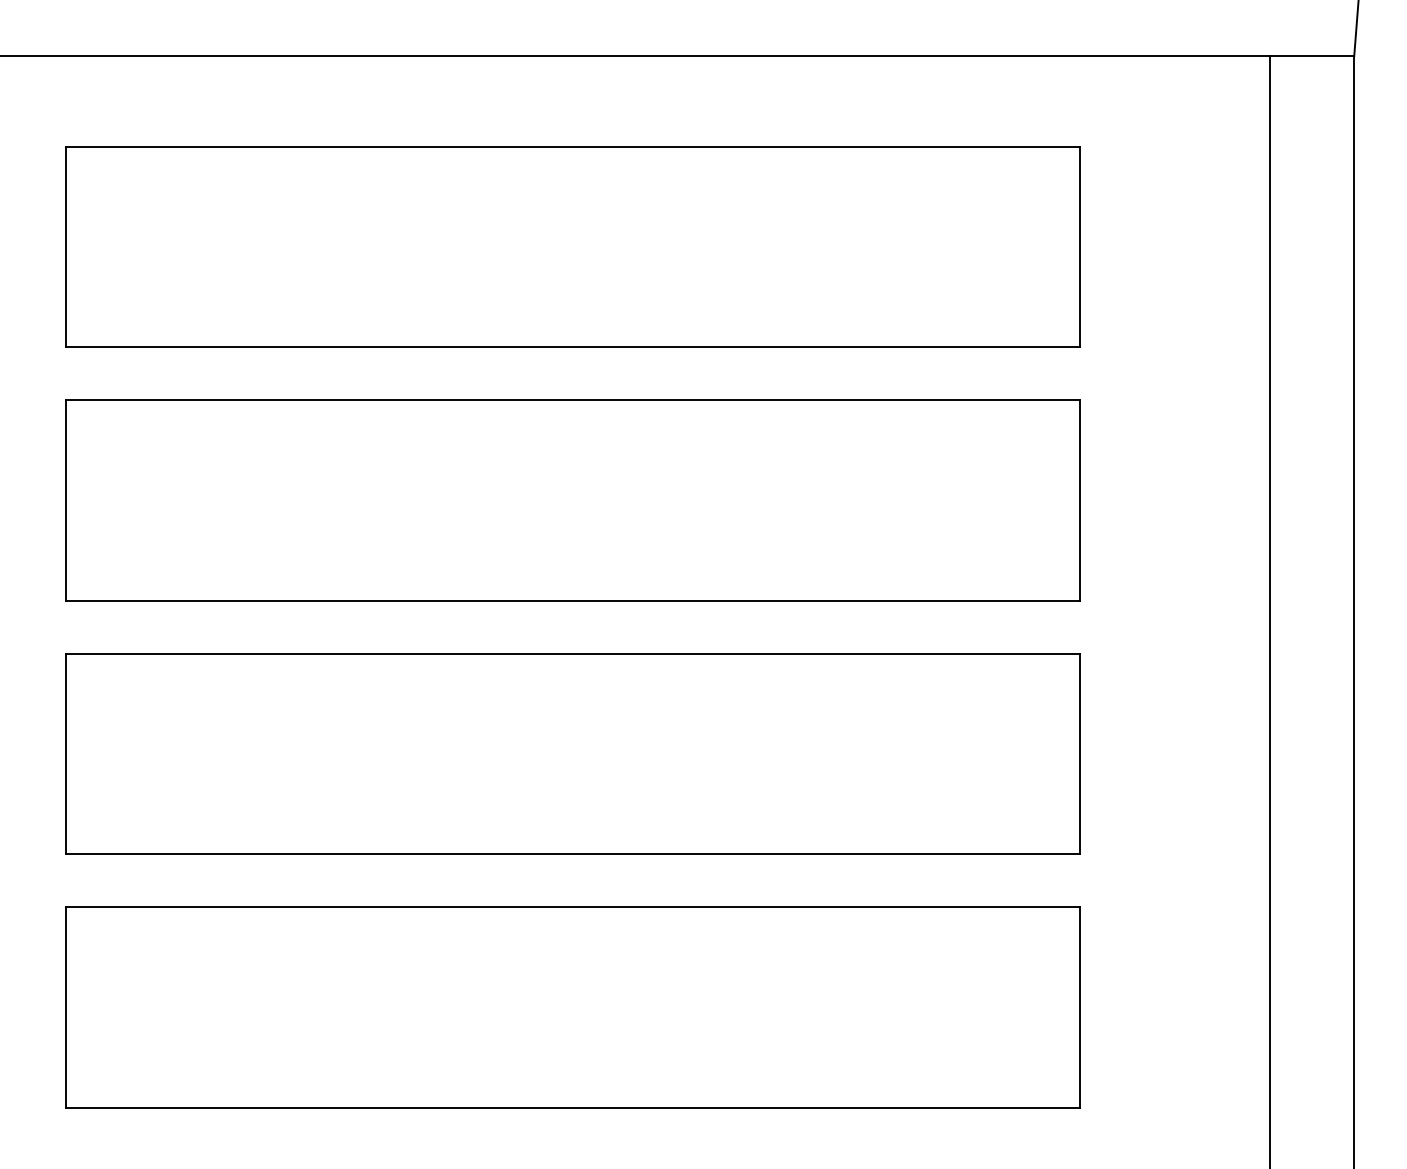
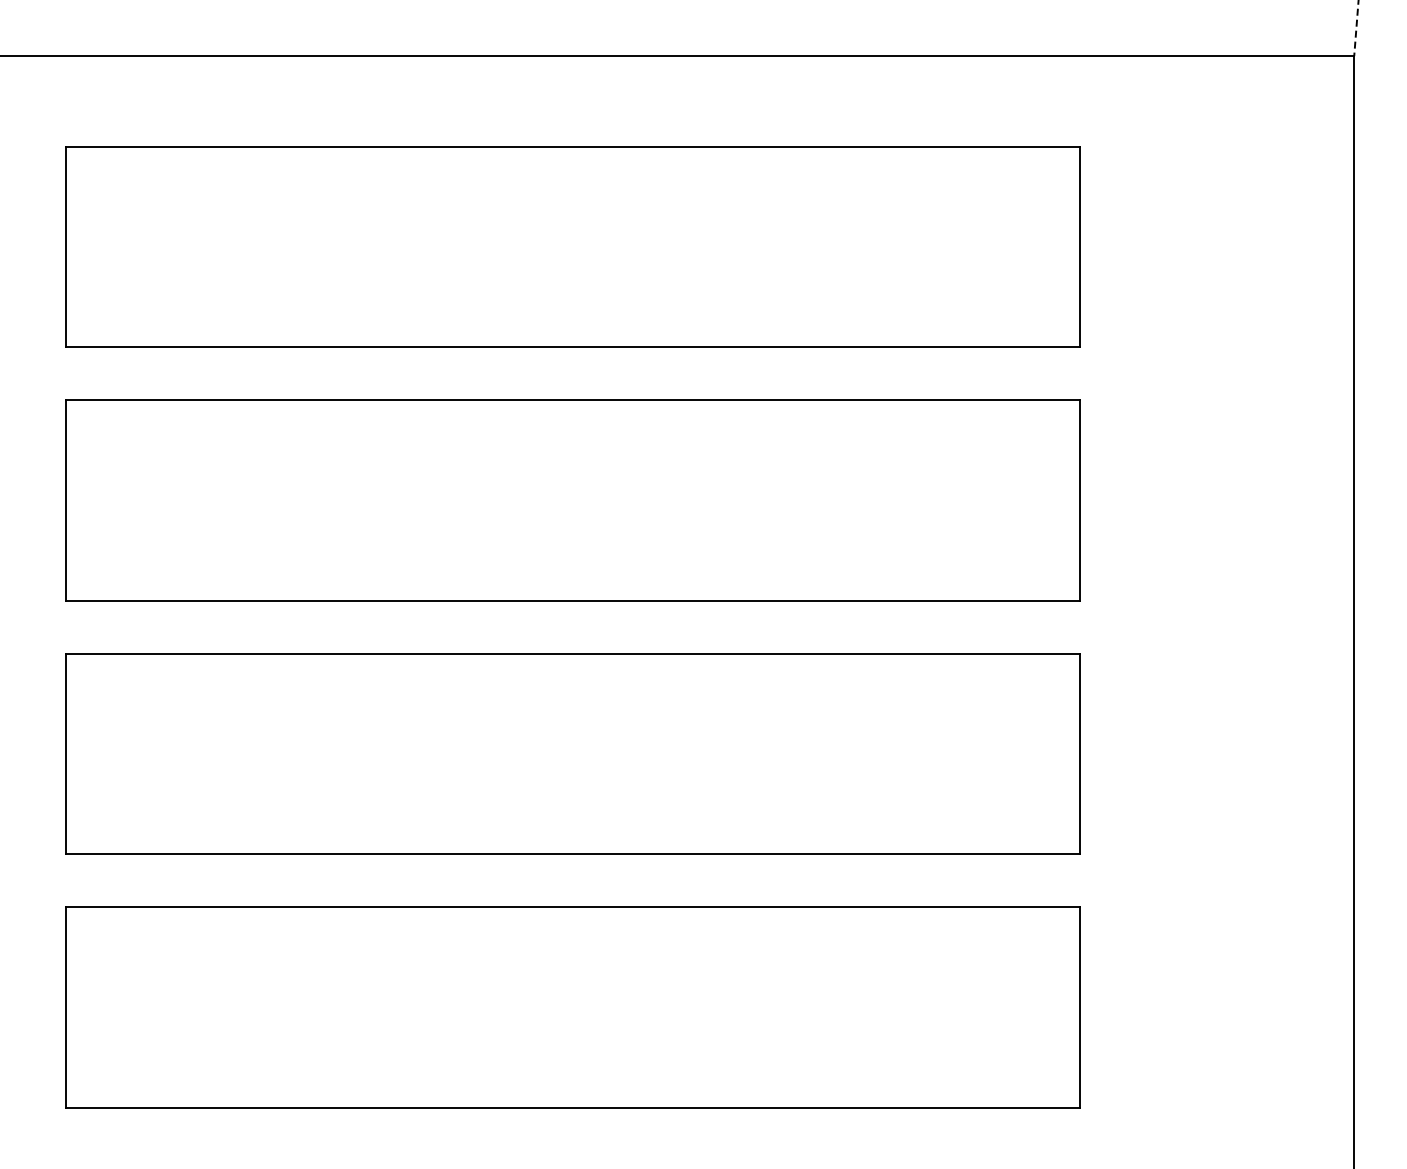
line: solid -> dashed (1356, 28)
line: present -> none (1269, 610)
